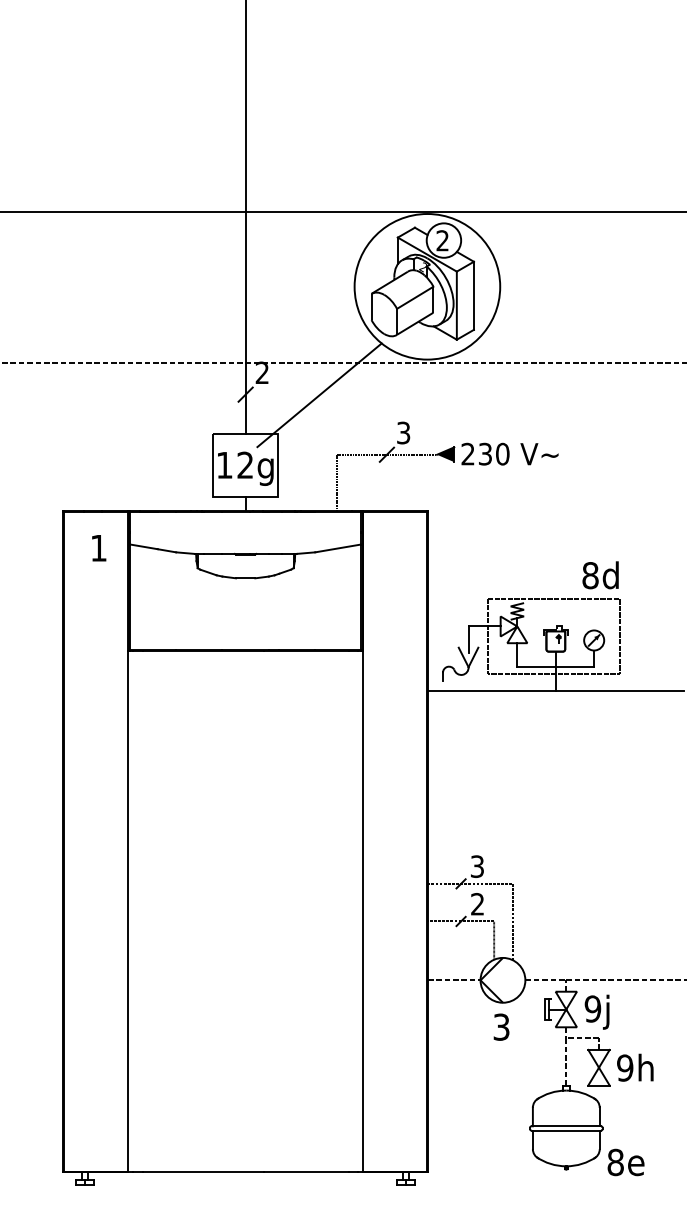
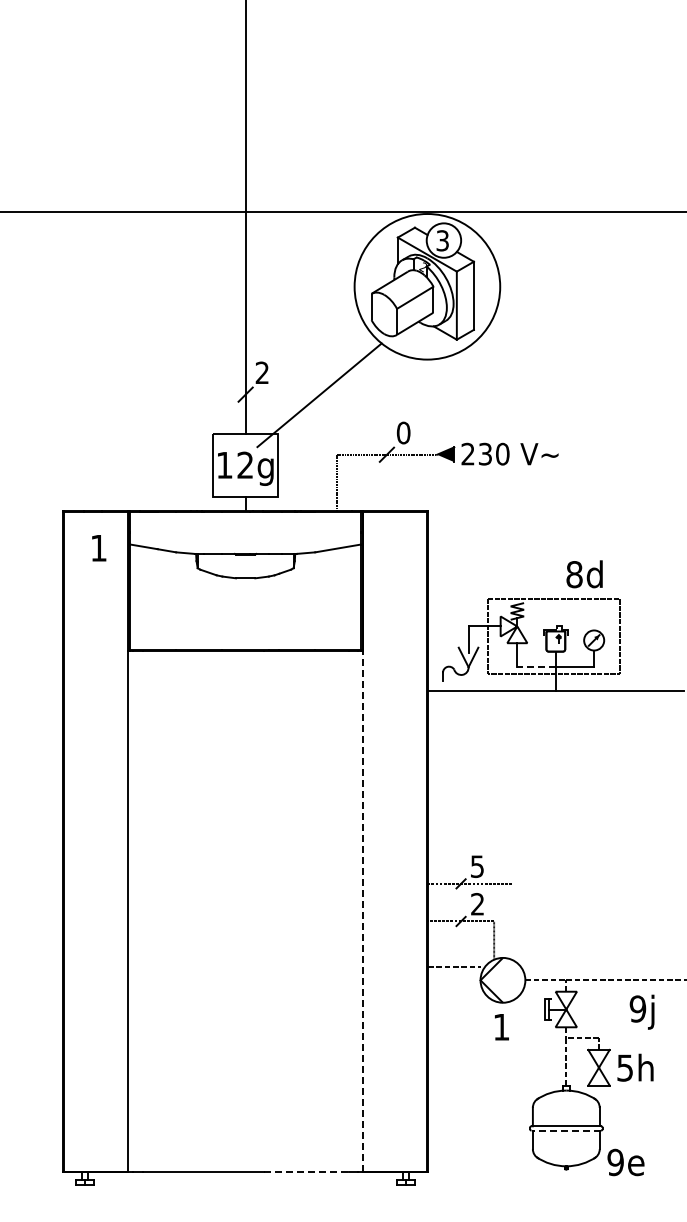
text: 2 -> 3 (442, 240)
line: present -> none (342, 362)
text: 3 -> 0 (403, 432)
text position: (600, 575) -> (584, 574) (584, 574)
line: solid -> dashed (536, 666)
text: 3 -> 5 (477, 866)
line: solid -> dashed (363, 911)
line: present -> none (513, 921)
line position: (453, 980) -> (453, 967) (453, 967)
text position: (596, 1011) -> (641, 1011) (641, 1011)
text: 3 -> 1 (501, 1026)
text: 9h -> 5h (625, 1067)
line: solid -> dashed (566, 1130)
text: 8e -> 9e (615, 1162)
line: solid -> dashed (306, 1172)
